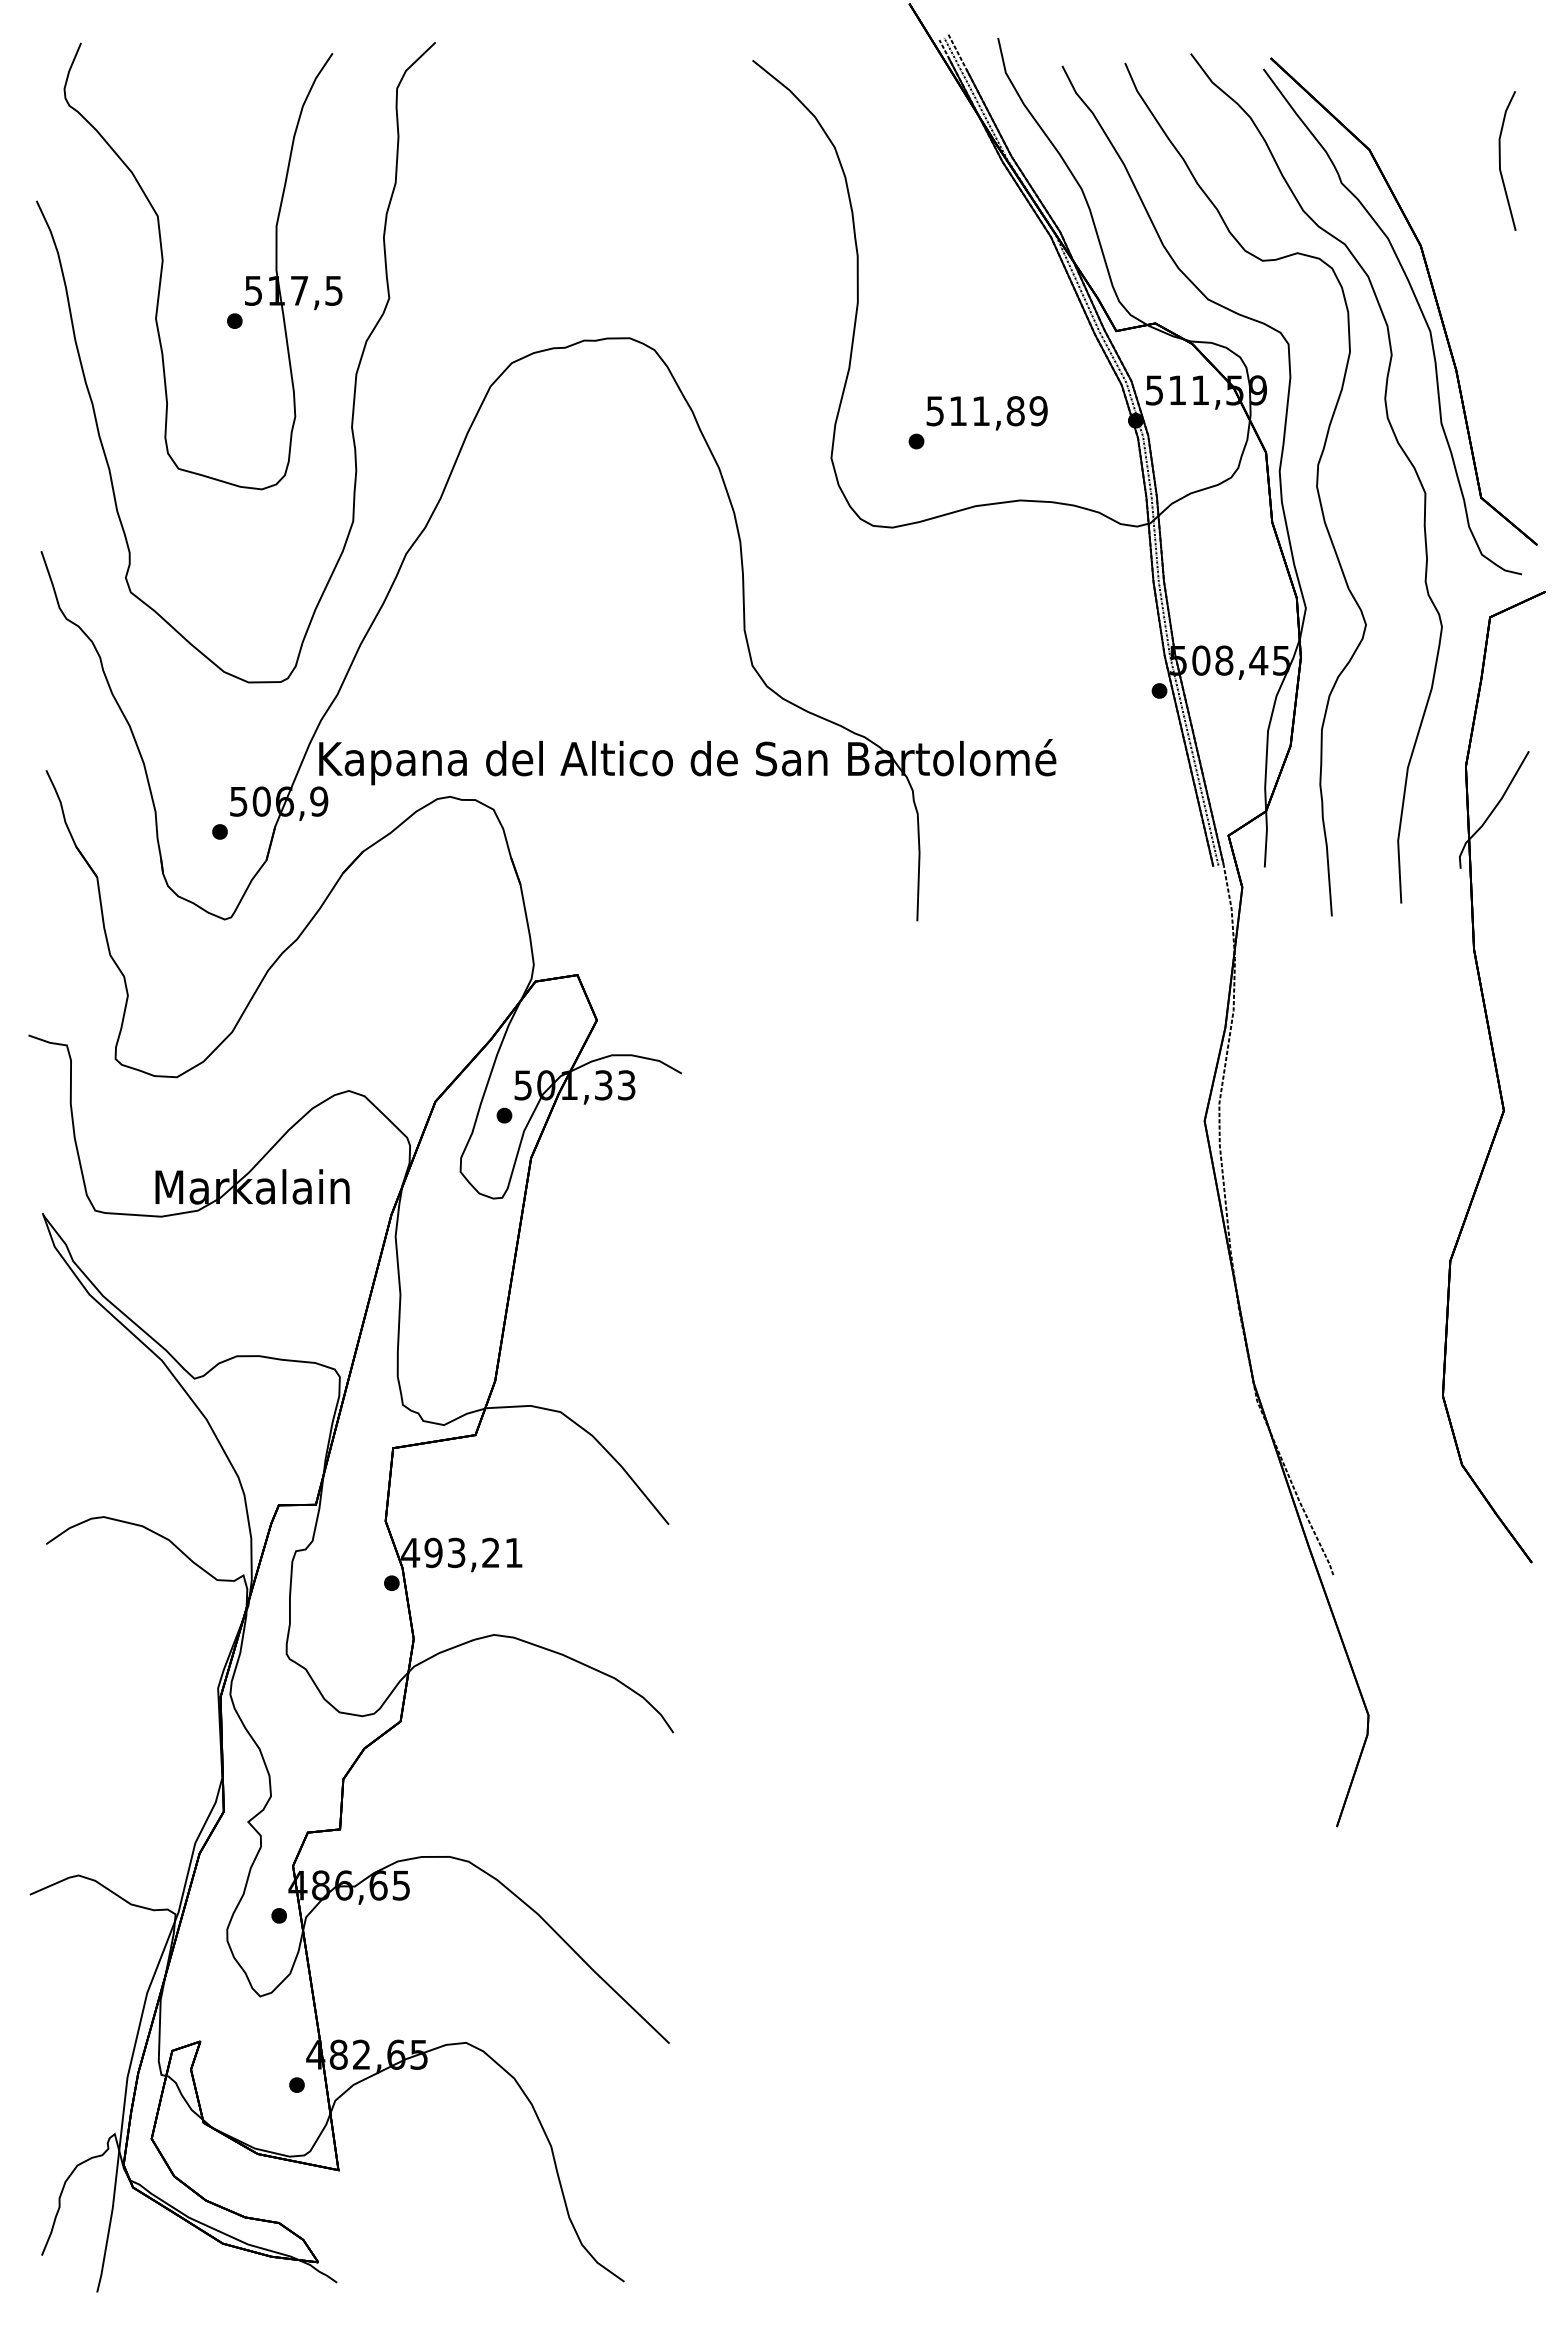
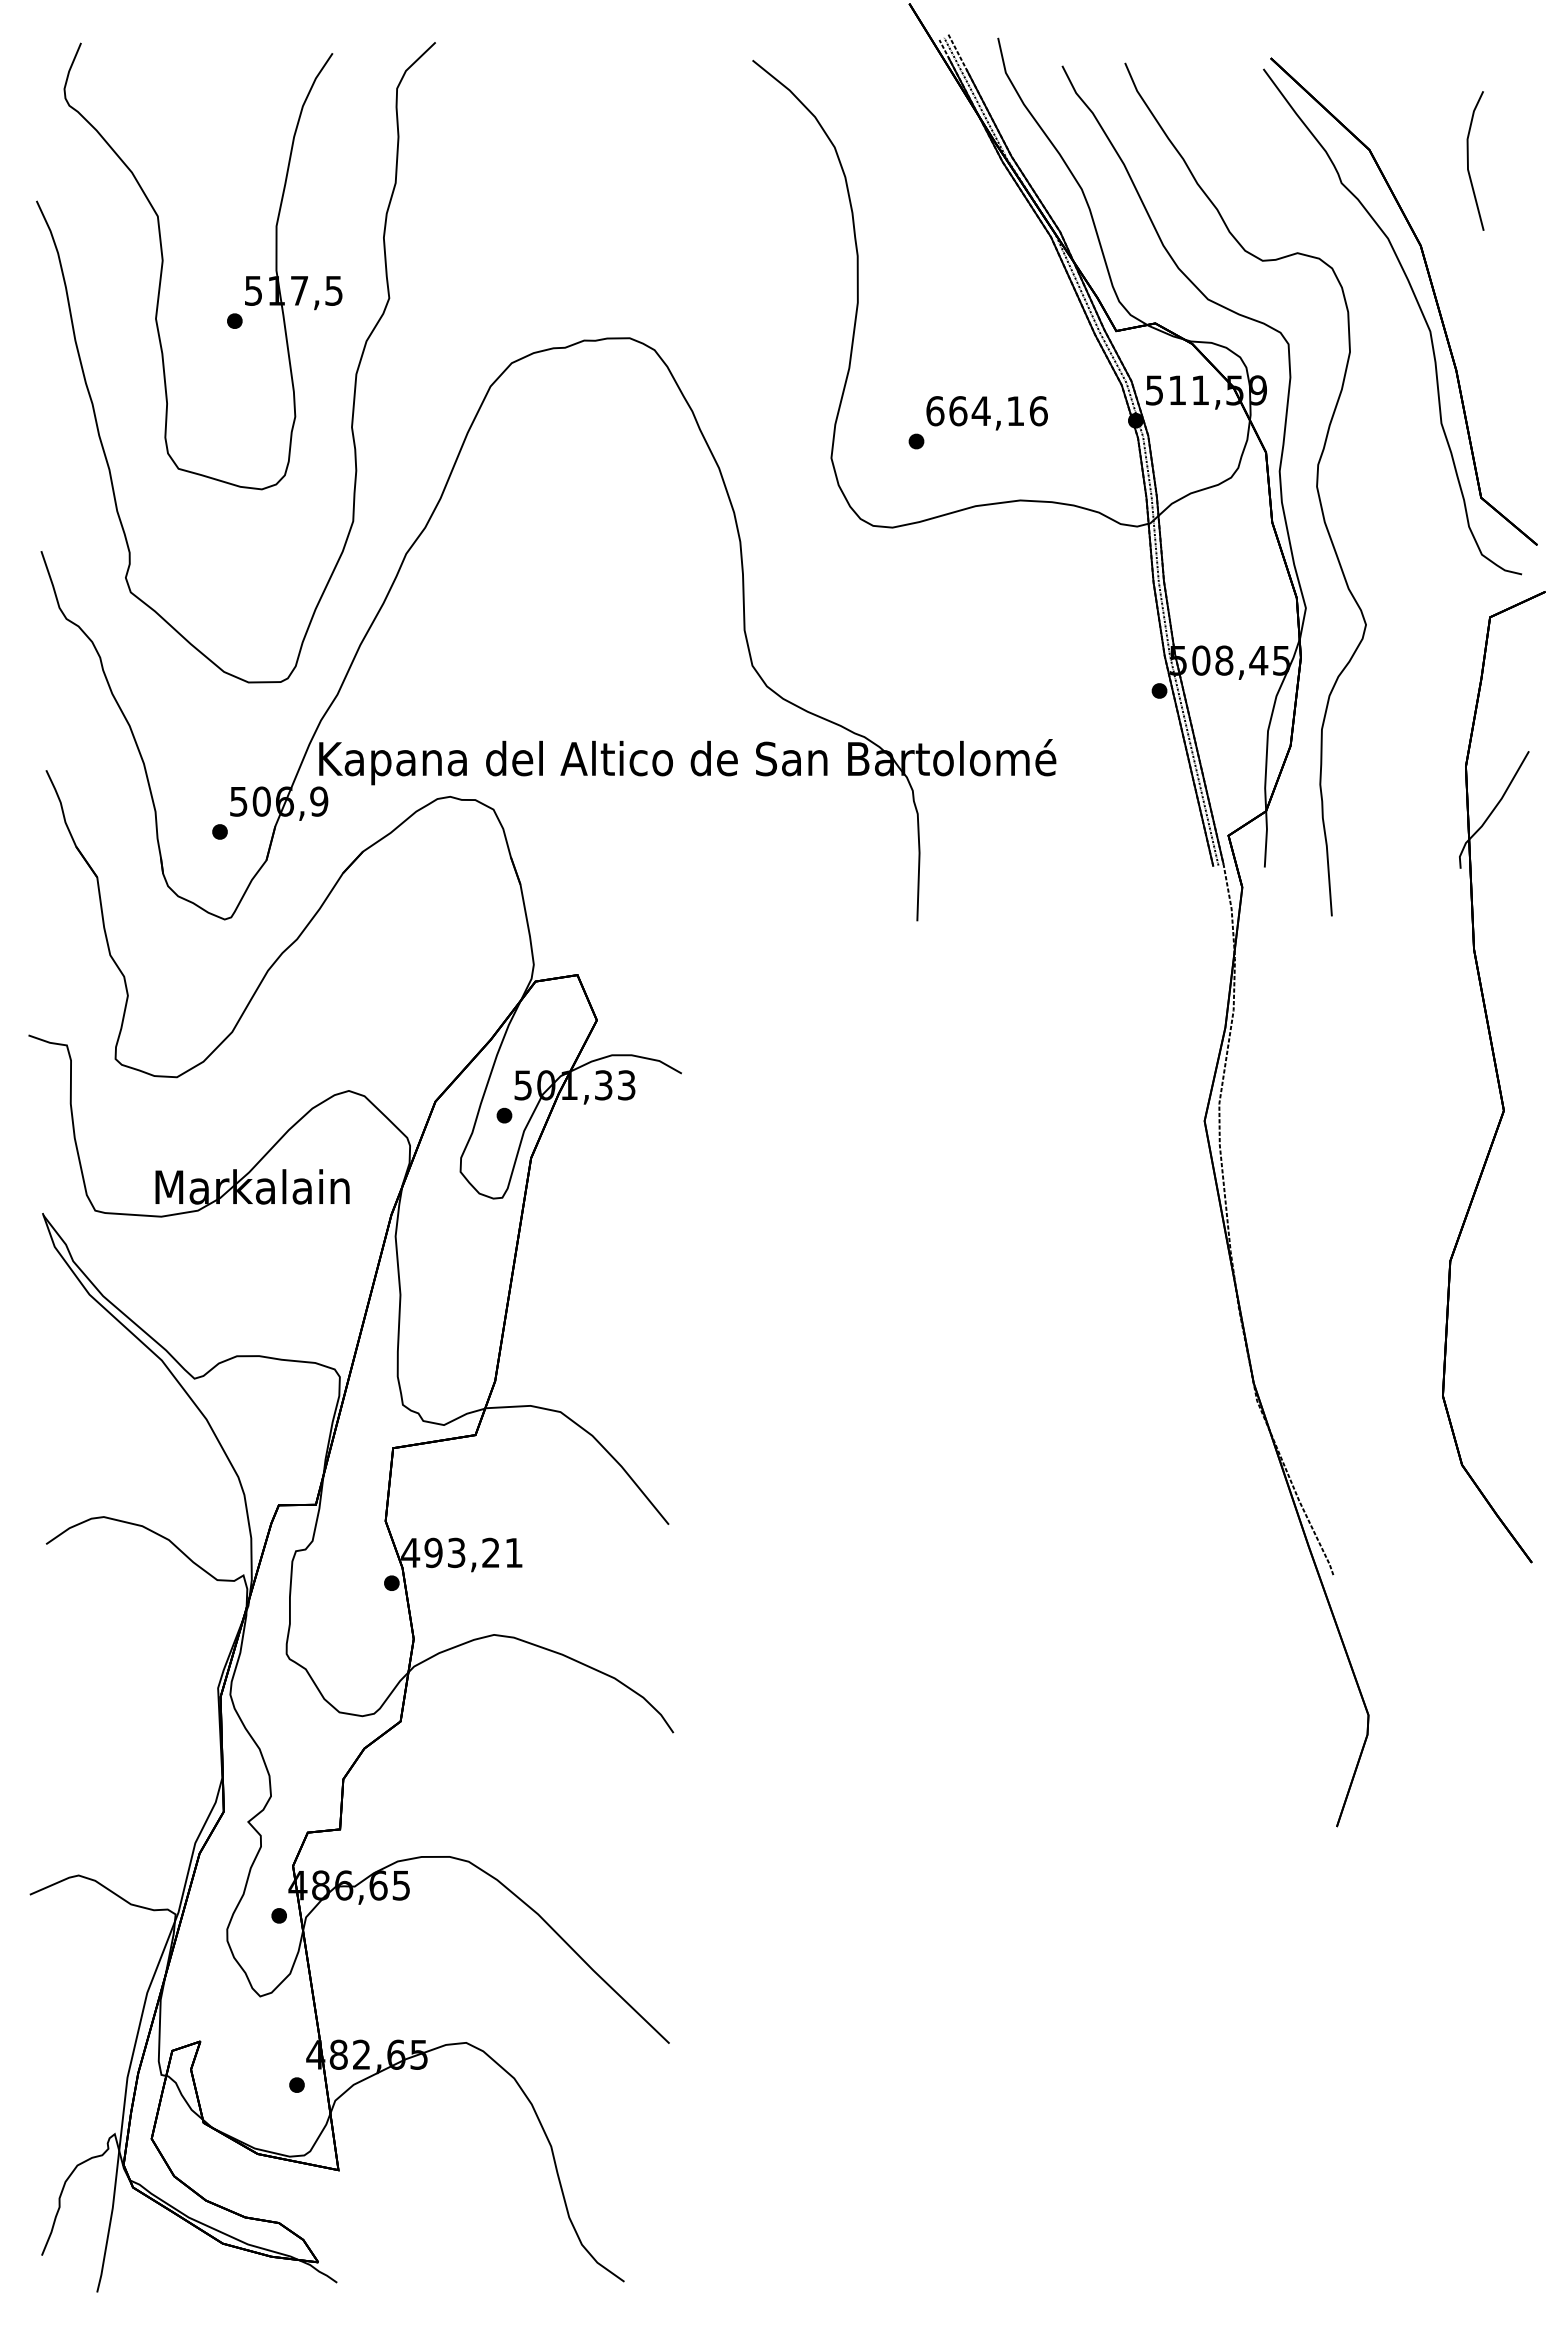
line position: (1500, 160) -> (1468, 160) (1468, 160)
text: 511,89 -> 664,16 (986, 411)
curve: present -> none (1395, 439)
